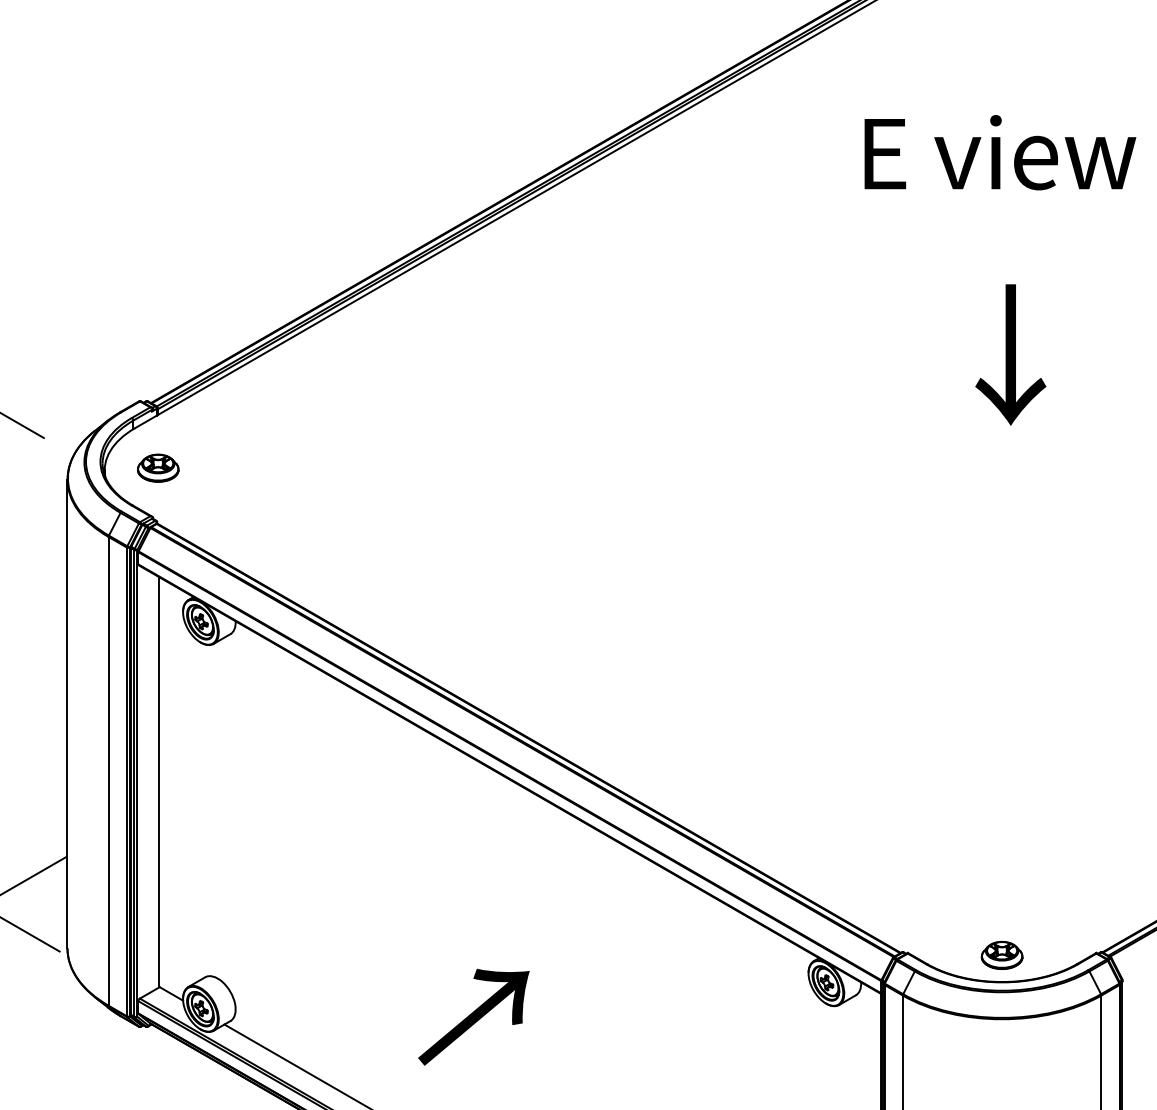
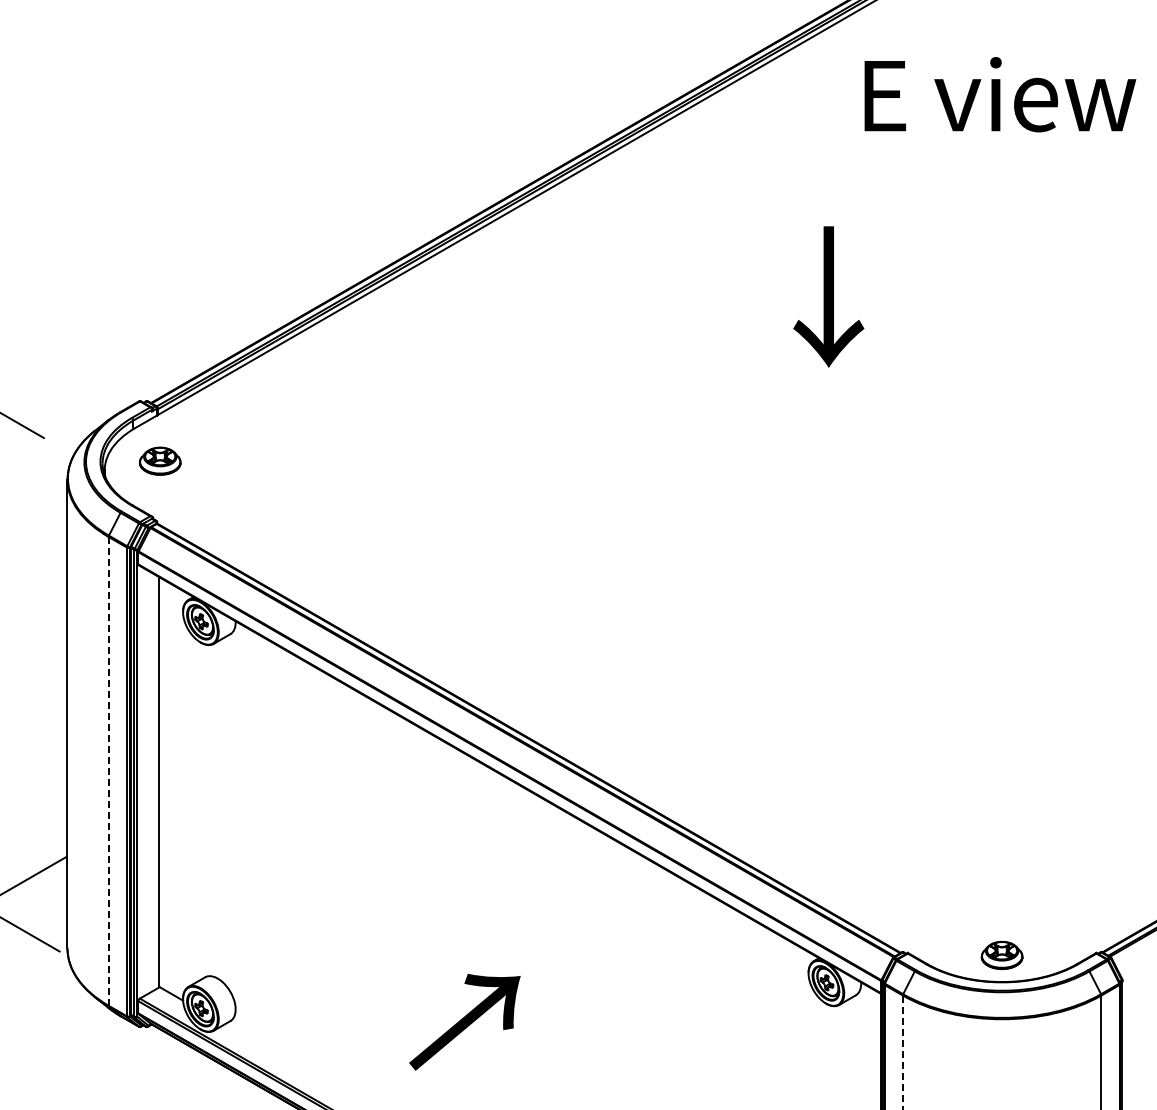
text position: (1000, 152) -> (1000, 94) (1000, 94)
text position: (1010, 354) -> (828, 296) (828, 296)
part position: (158, 467) -> (160, 460) (160, 460)
line: solid -> dashed (108, 770)
text position: (473, 1016) -> (464, 1021) (464, 1021)
line: solid -> dashed (902, 1052)
line: present -> none (295, 1065)
